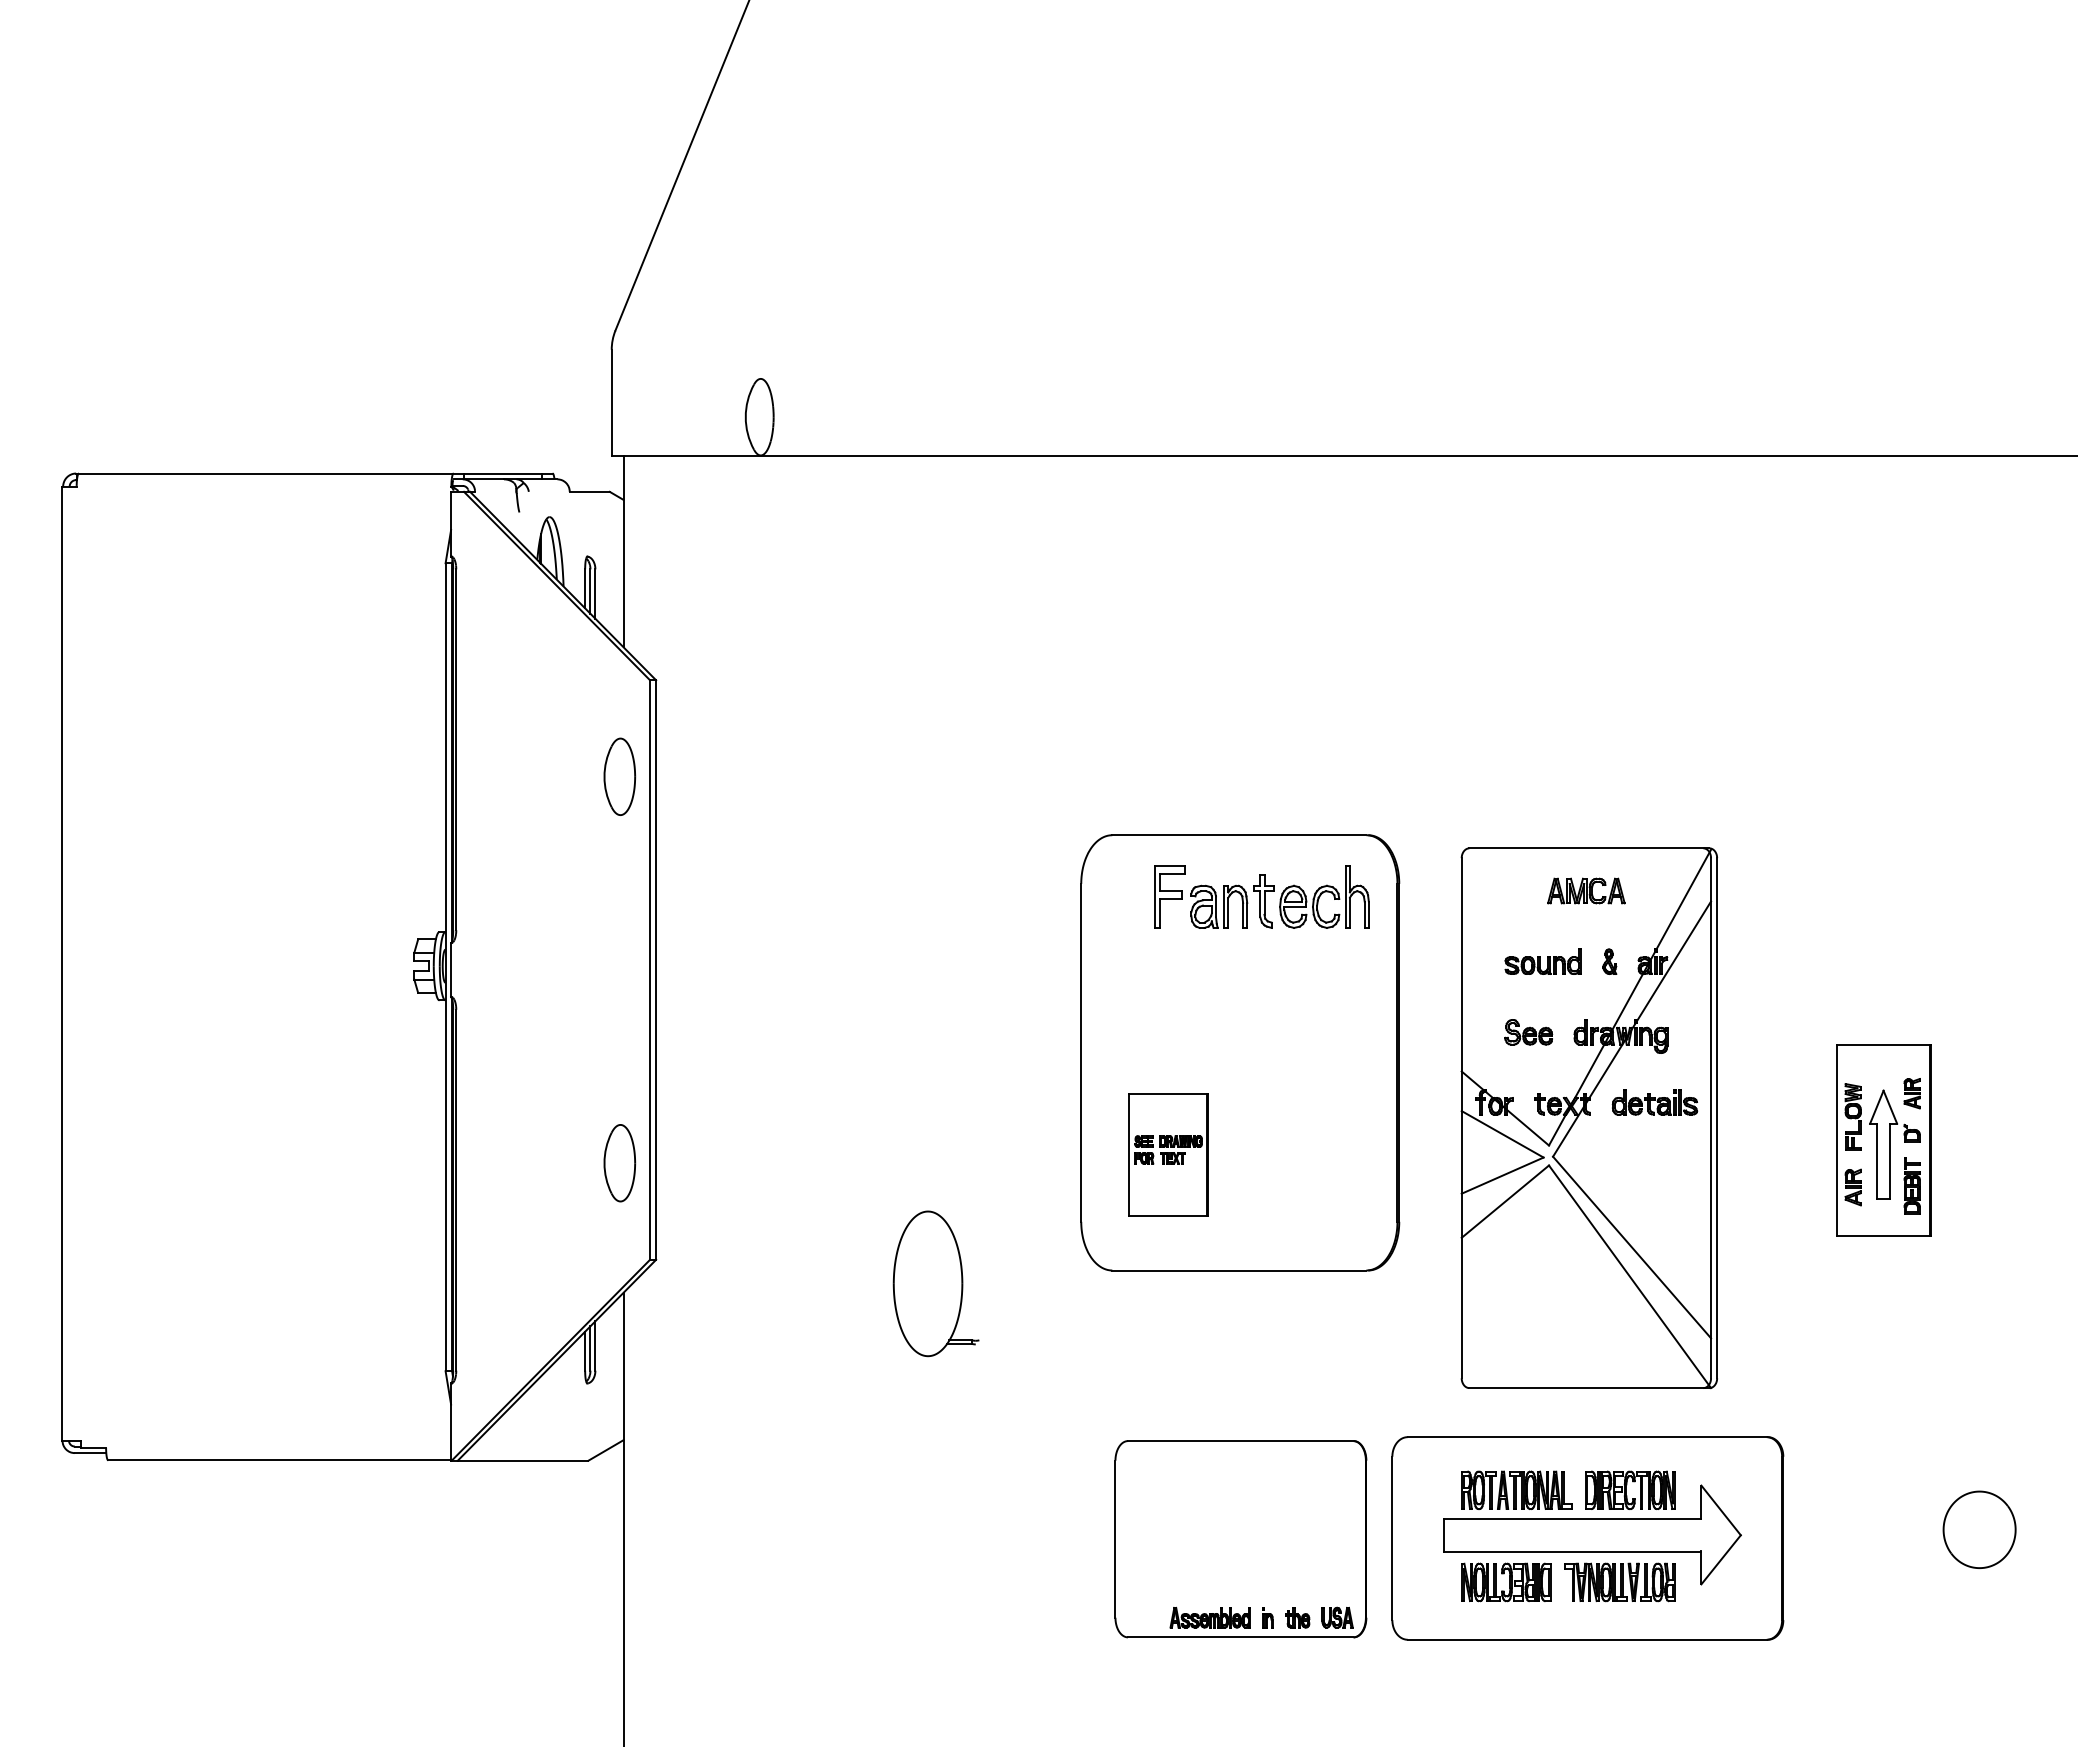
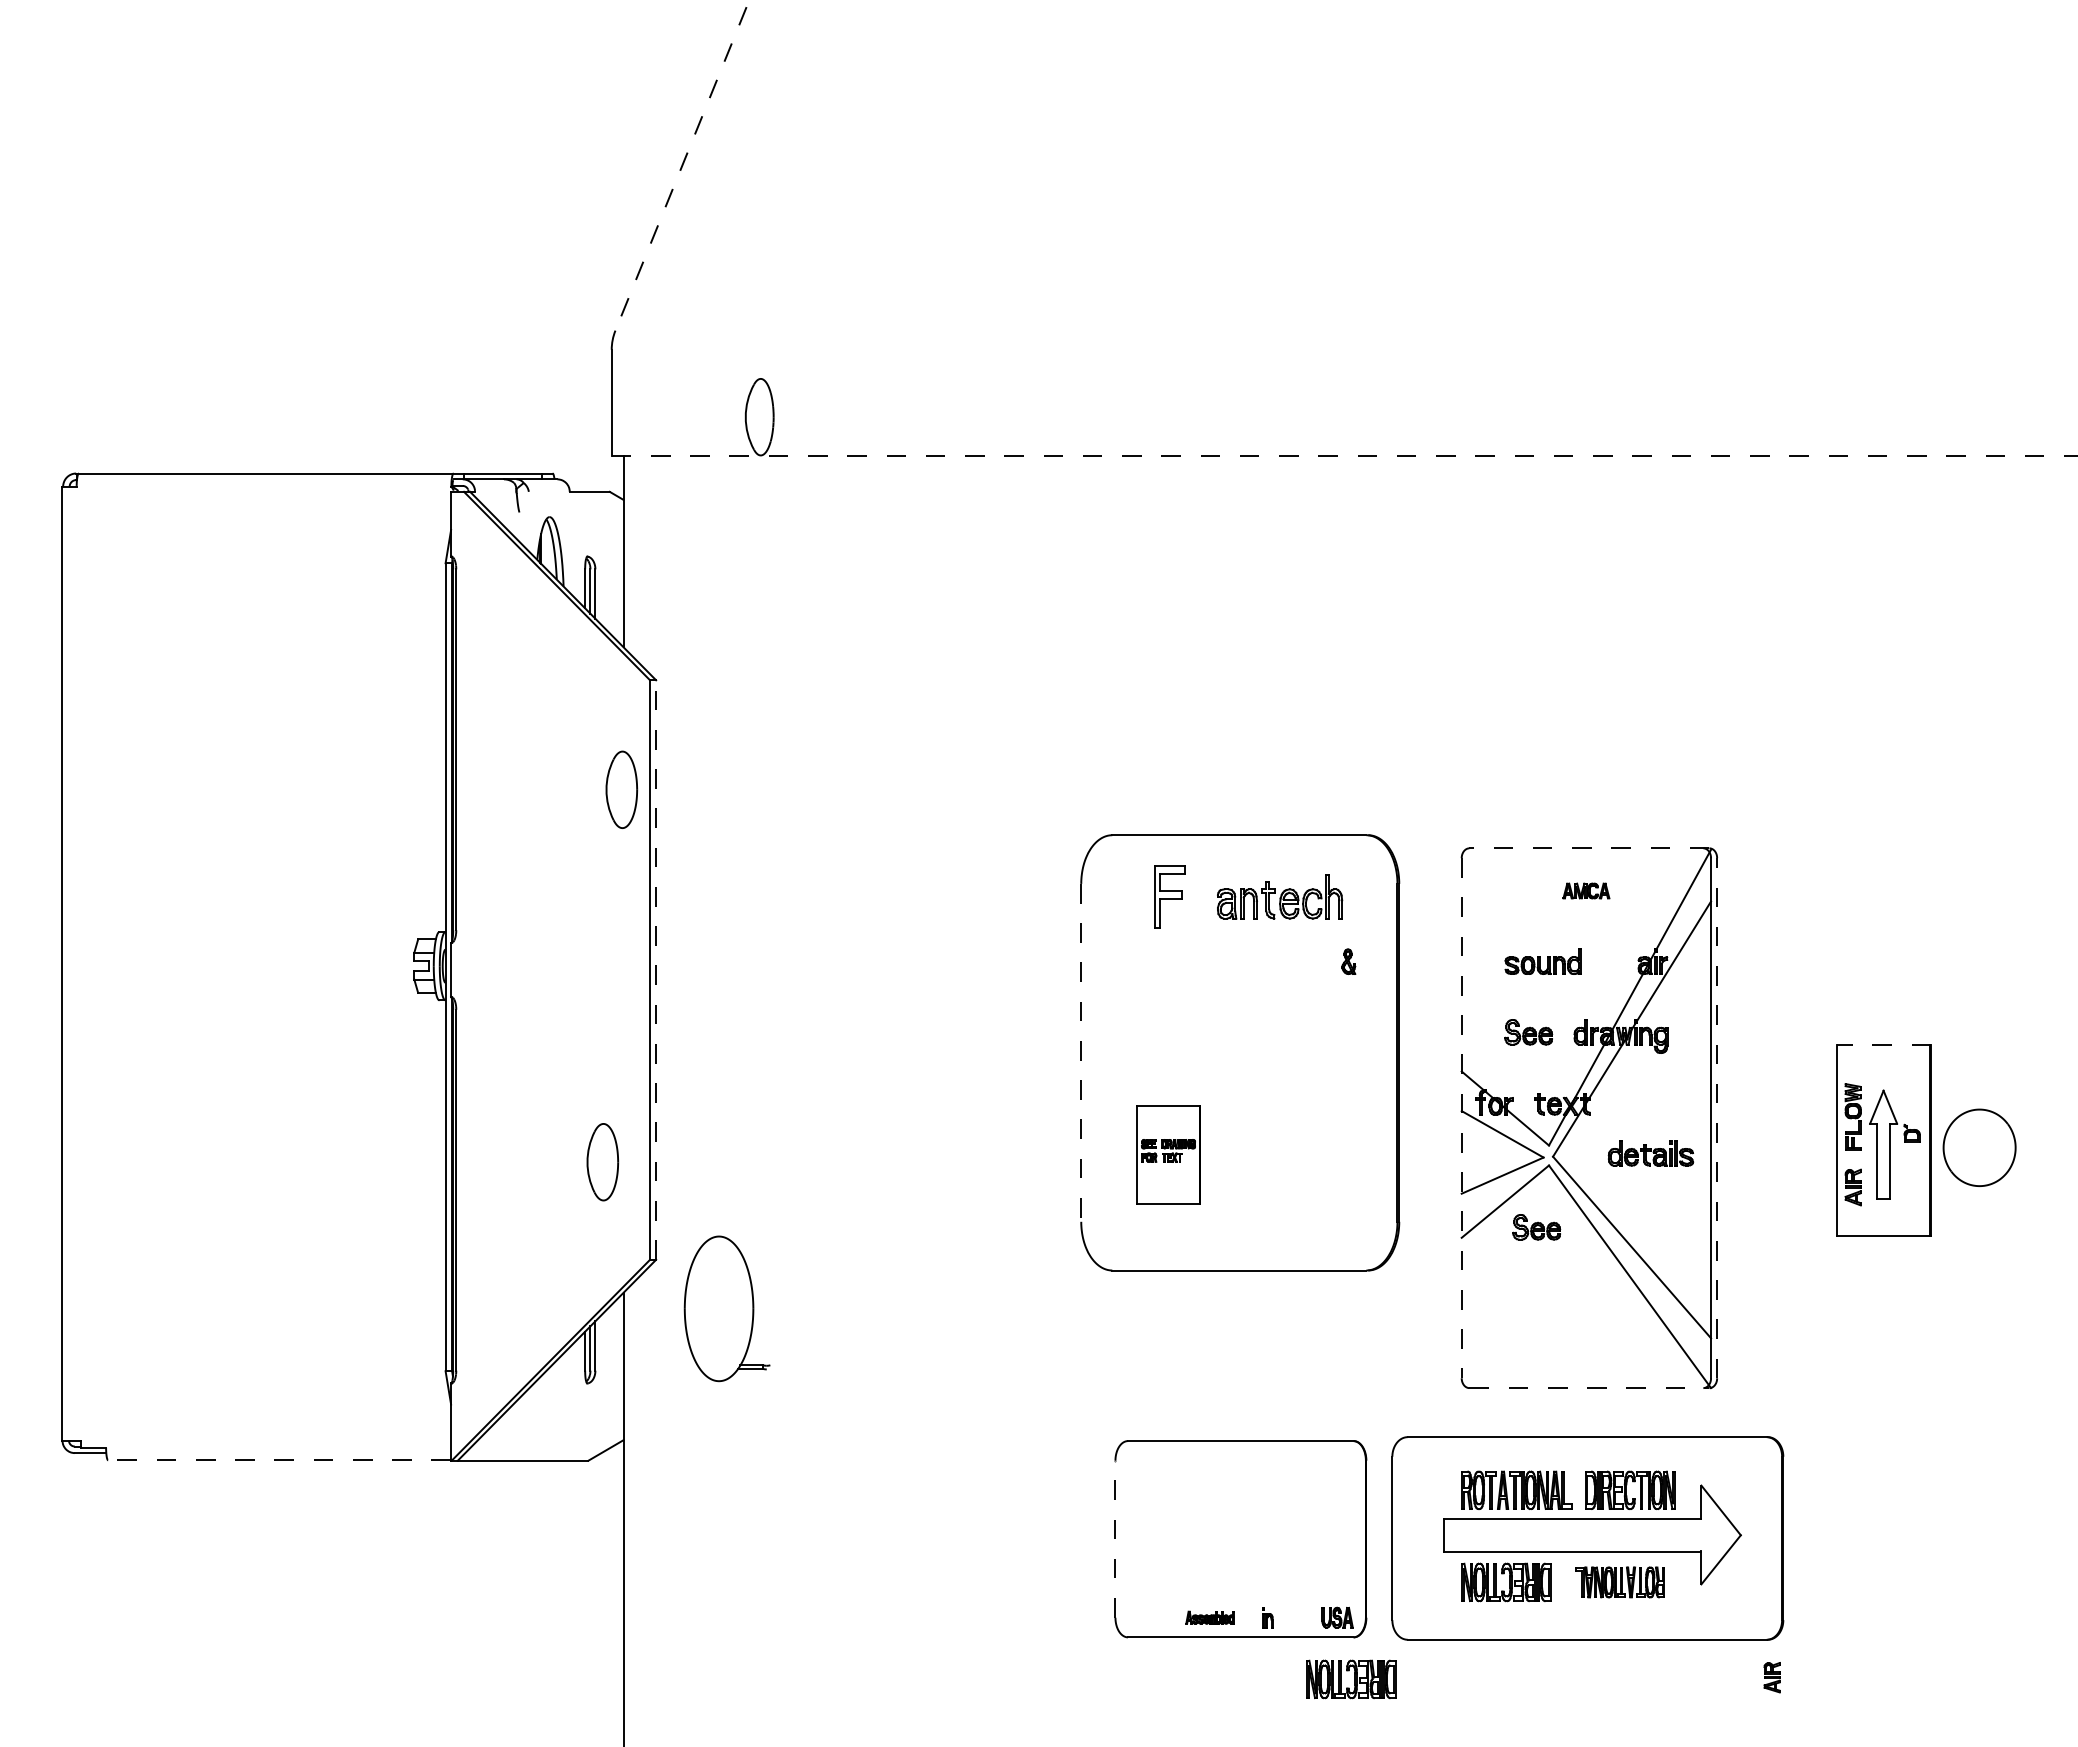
line: solid -> dashed (682, 165)
line: solid -> dashed (1344, 455)
part position: (619, 776) -> (621, 789) (621, 789)
line: solid -> dashed (1588, 848)
part size: 79x28 px -> 49x18 px (1586, 890)
part size: 180x64 px -> 127x46 px (1280, 896)
part position: (1609, 961) -> (1348, 961) (1348, 961)
line: solid -> dashed (656, 970)
line: solid -> dashed (1883, 1044)
line: solid -> dashed (1081, 1052)
part position: (1911, 1093) -> (1771, 1677) (1771, 1677)
part position: (1654, 1102) -> (1650, 1153) (1650, 1153)
line: solid -> dashed (1717, 1117)
line: solid -> dashed (1461, 1118)
part size: 81x124 px -> 65x100 px (1168, 1154)
part position: (619, 1163) -> (602, 1162) (602, 1162)
part: present -> none (1911, 1185)
part: none -> present (1536, 1227)
part position: (935, 1283) -> (726, 1308) (726, 1308)
line: solid -> dashed (1589, 1388)
line: solid -> dashed (279, 1460)
part position: (1979, 1529) -> (1979, 1147) (1979, 1147)
line: solid -> dashed (1115, 1539)
part size: 112x41 px -> 90x33 px (1619, 1582)
part size: 82x23 px -> 50x15 px (1209, 1617)
part: present -> none (1297, 1617)
part: none -> present (1351, 1679)
